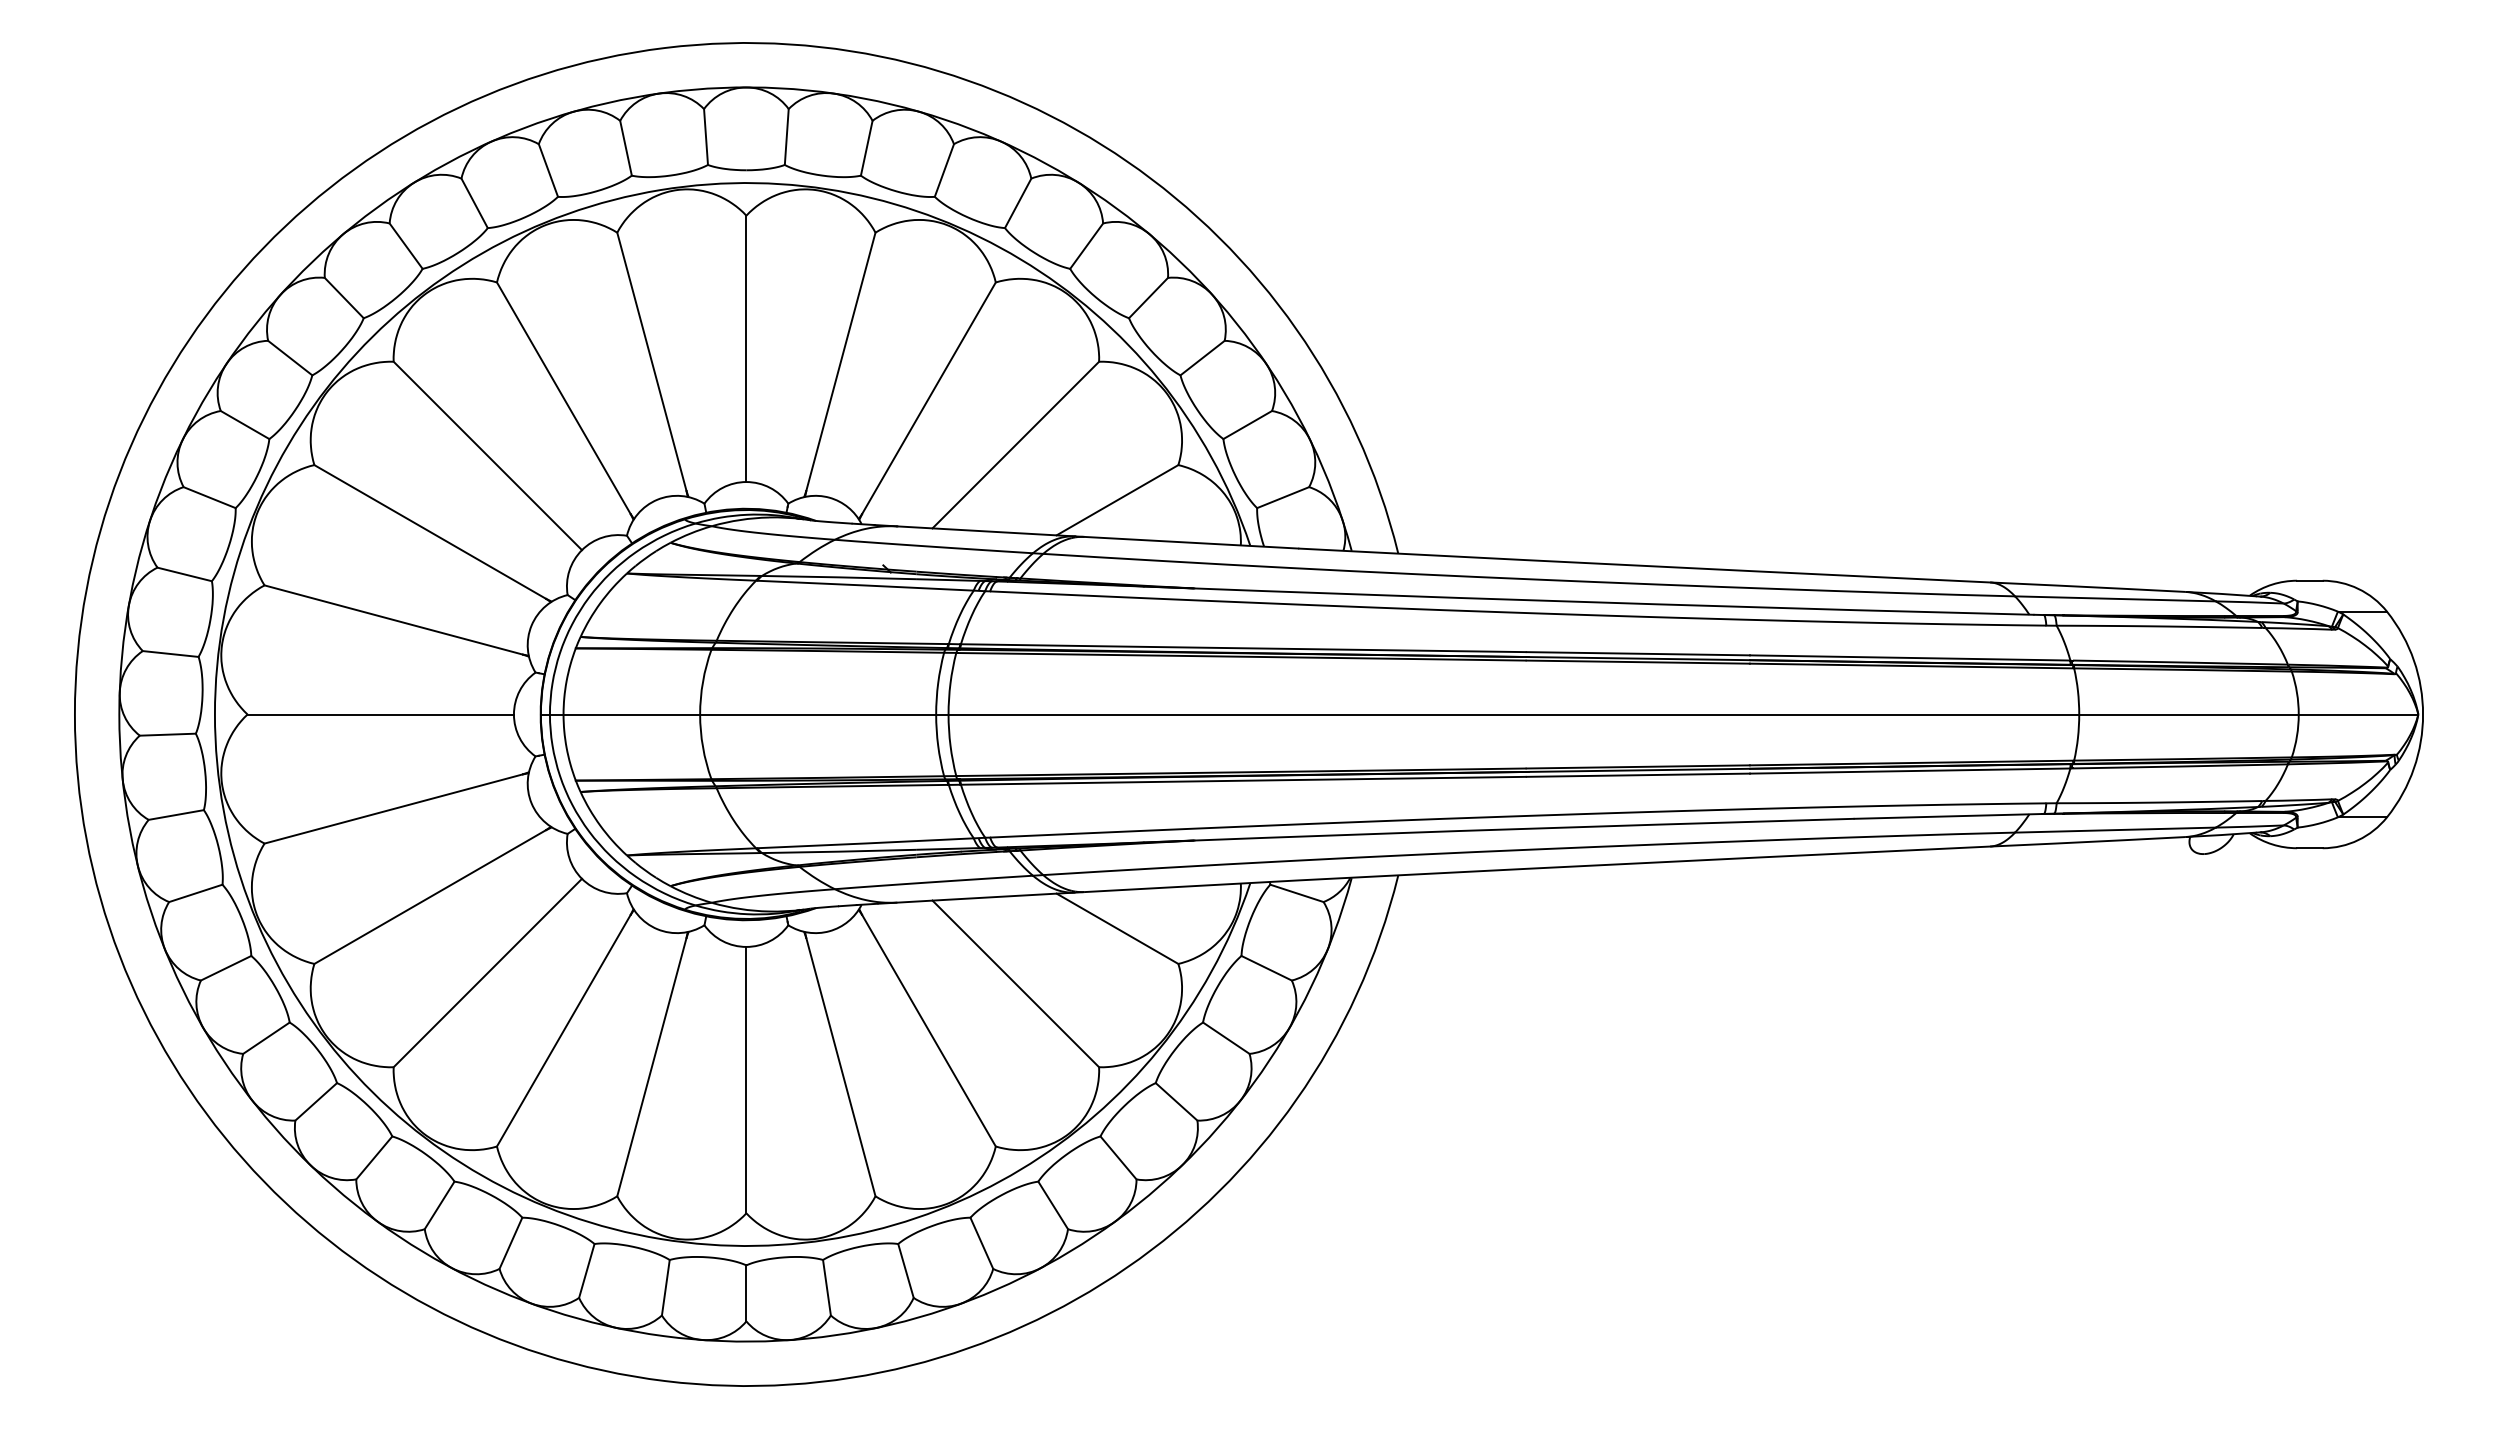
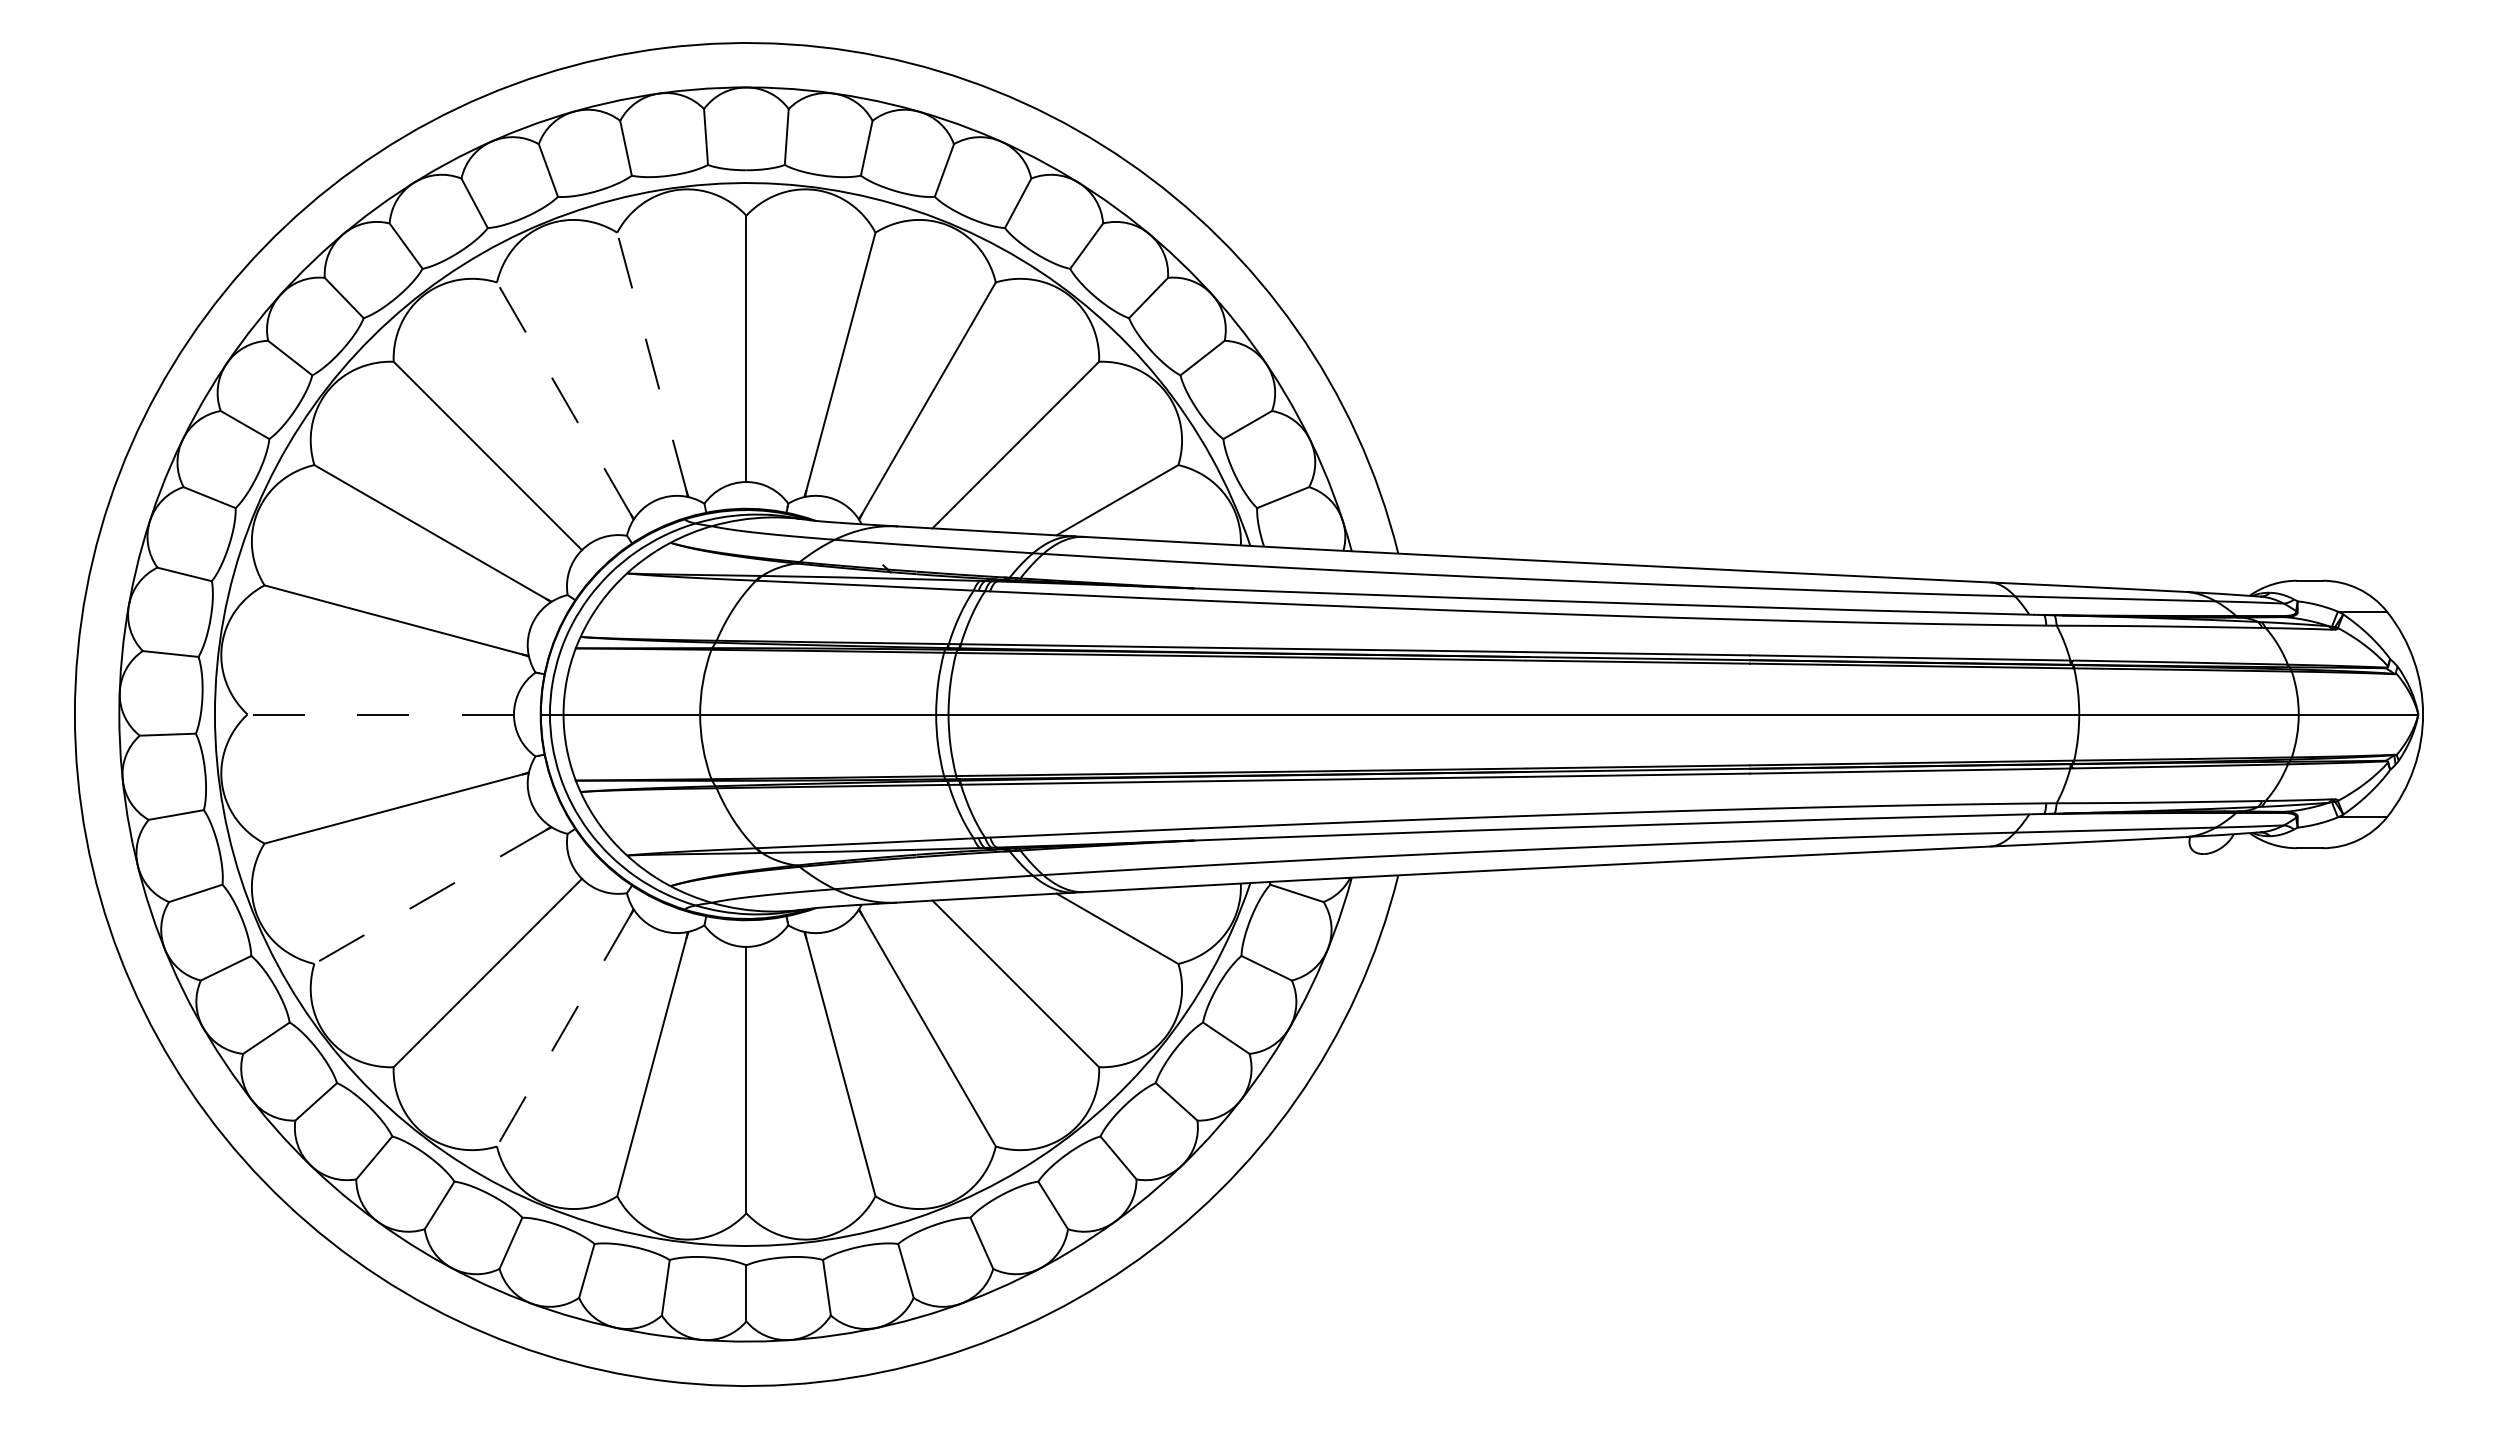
line: solid -> dashed (651, 361)
line: solid -> dashed (563, 397)
line: solid -> dashed (380, 714)
line: solid -> dashed (429, 897)
line: solid -> dashed (563, 1031)
